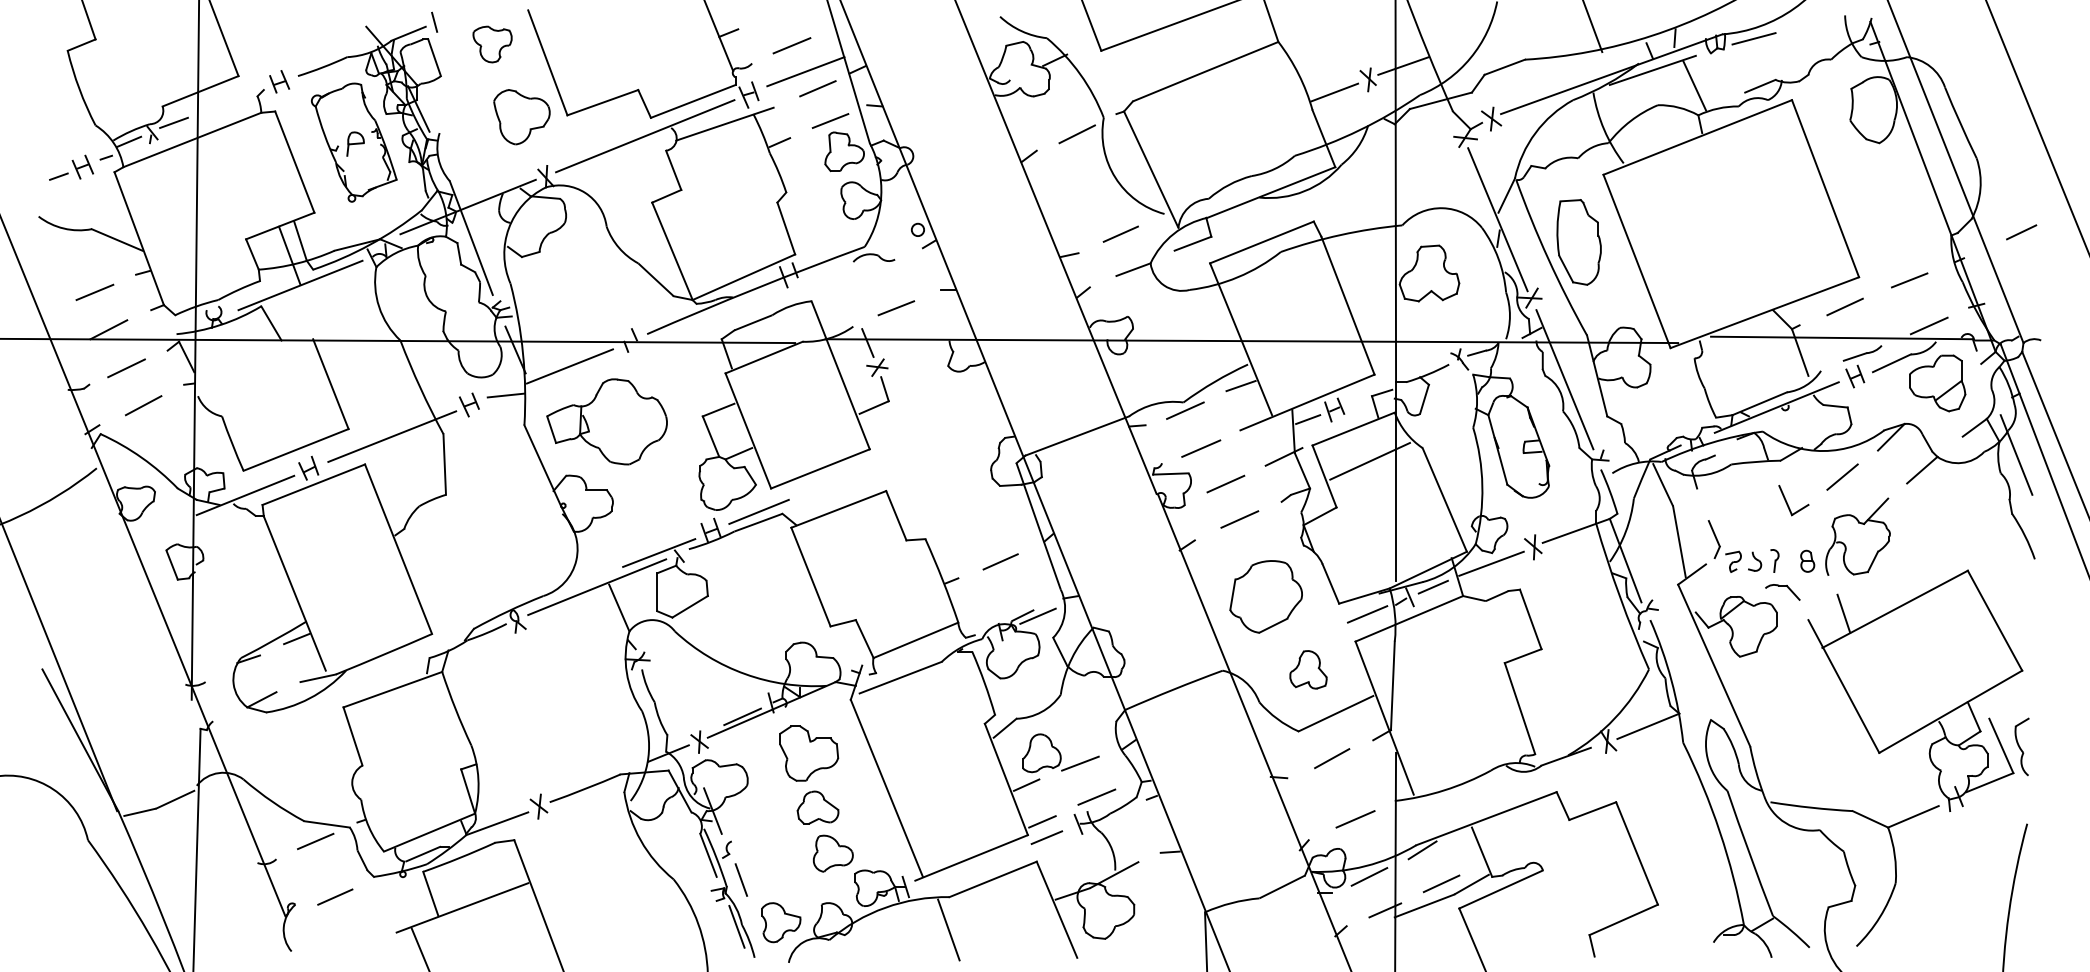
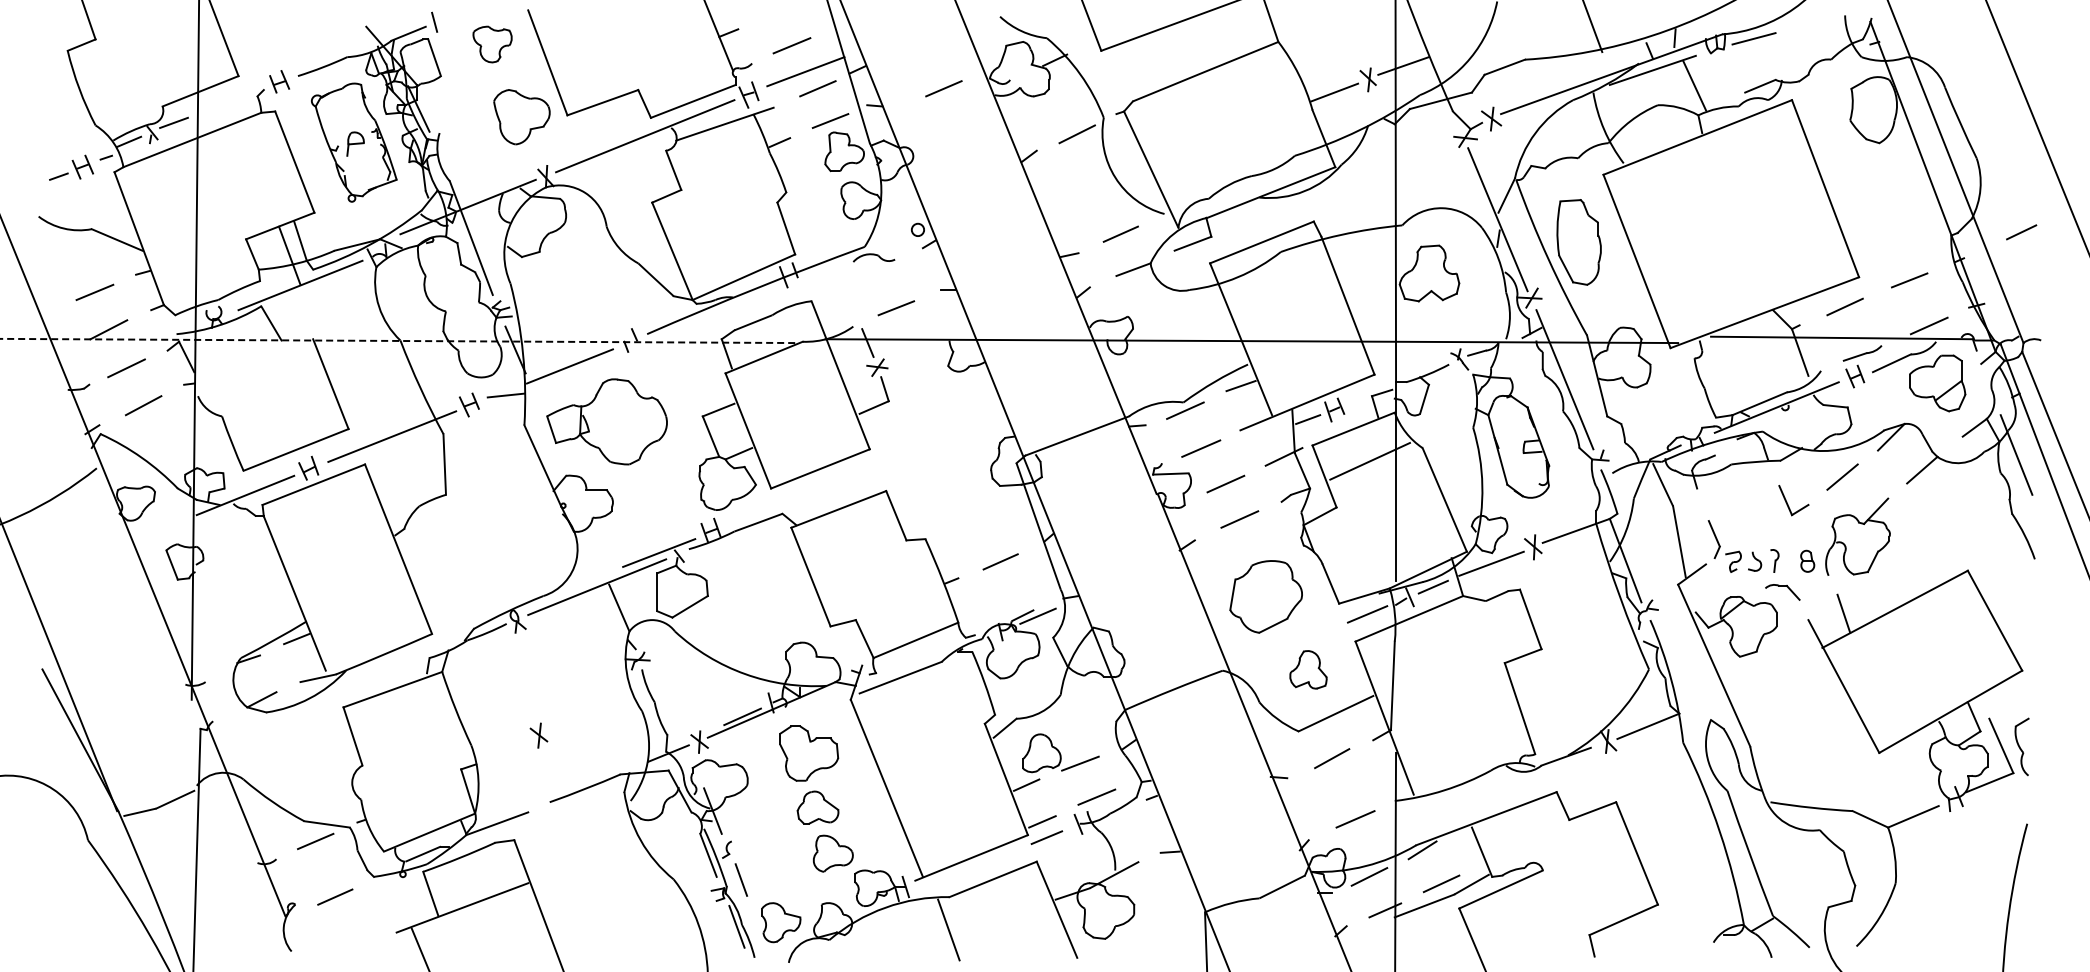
line: none -> present (943, 88)
line: solid -> dashed (397, 340)
line: present -> none (758, 511)
part position: (538, 806) -> (538, 735) (538, 735)
